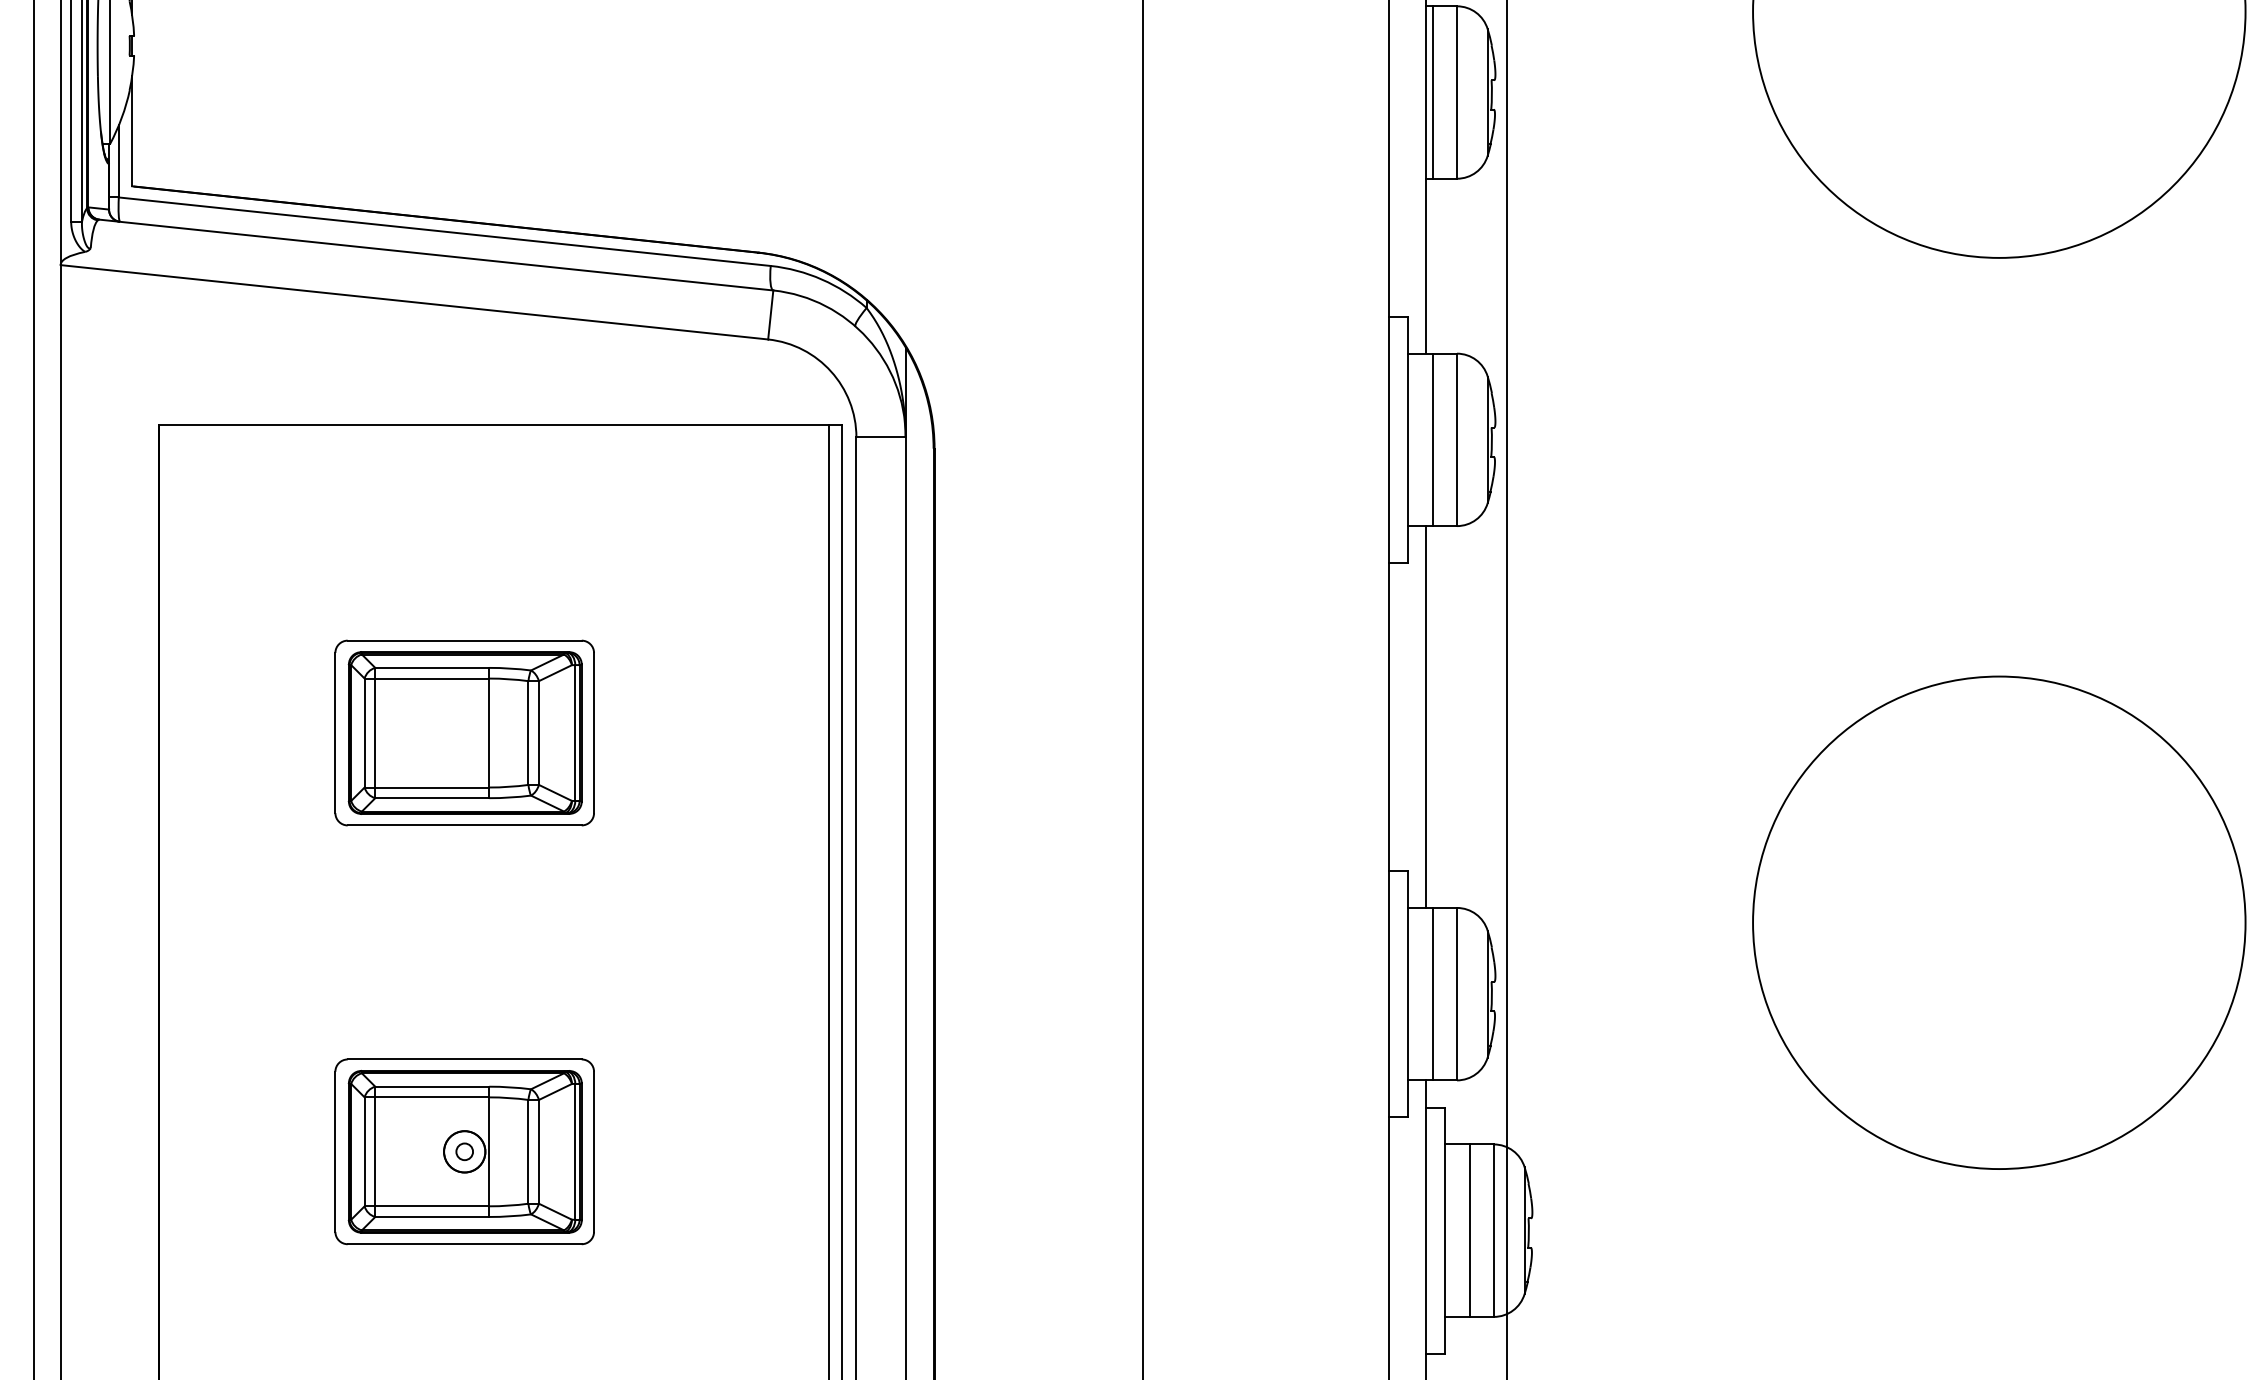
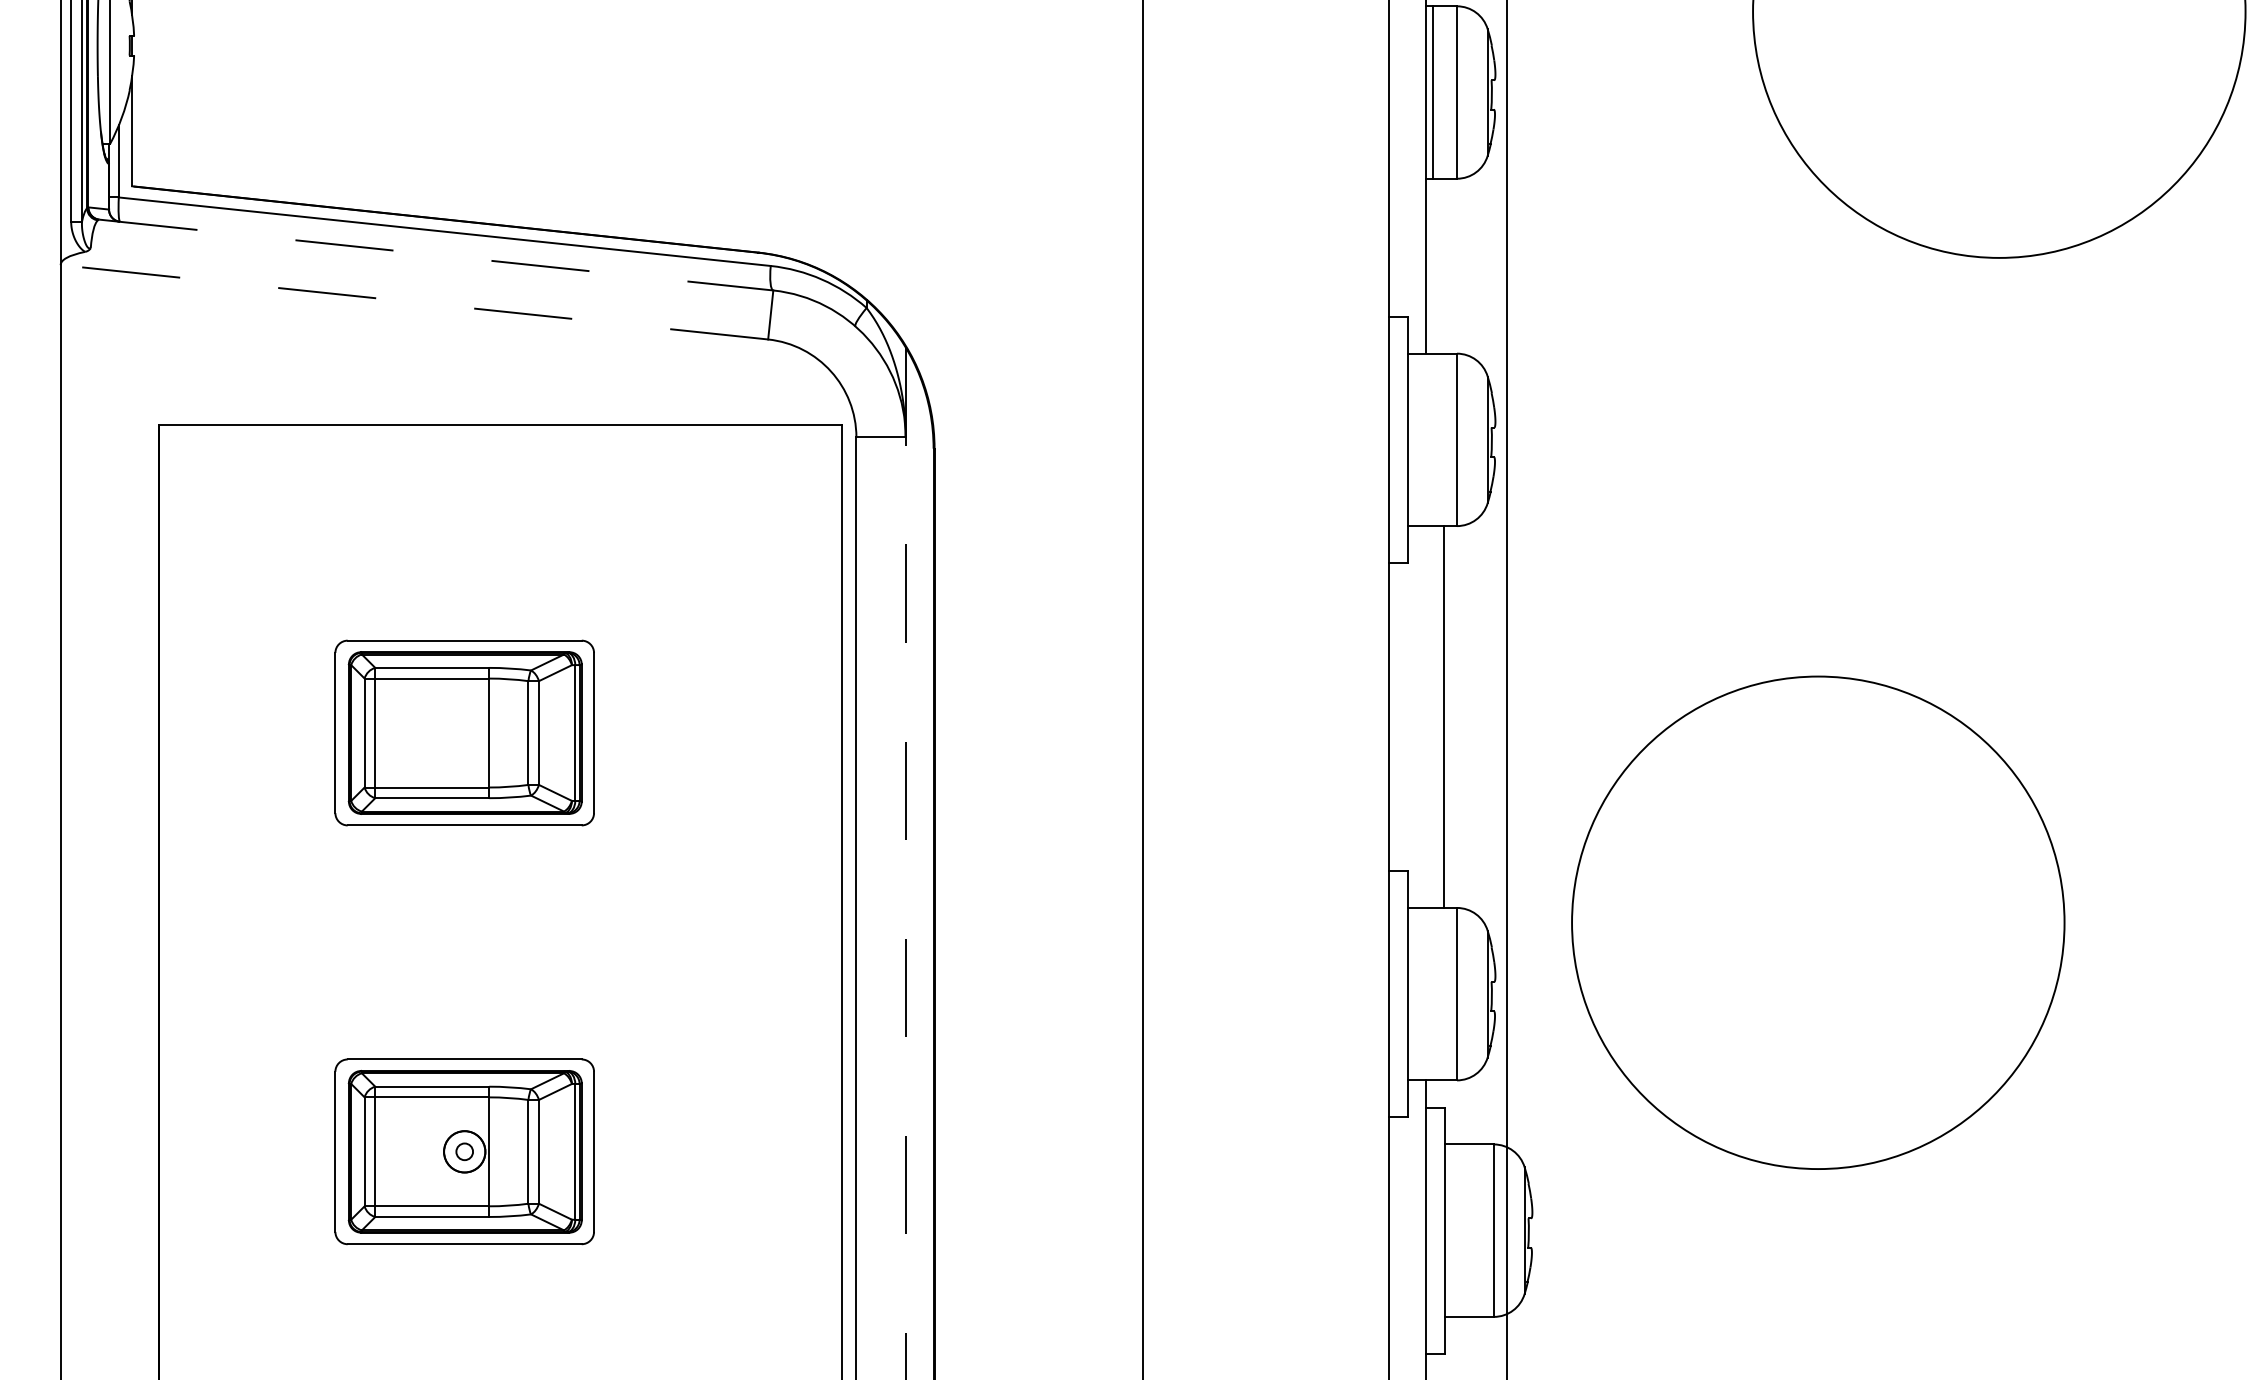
line: solid -> dashed (436, 255)
line: solid -> dashed (414, 302)
line: present -> none (1432, 439)
line: present -> none (33, 689)
line position: (1425, 716) -> (1443, 716) (1443, 716)
line: solid -> dashed (905, 863)
line: present -> none (829, 900)
circle position: (1999, 922) -> (1818, 922) (1818, 922)
line: present -> none (1432, 993)
line: present -> none (1469, 1230)
